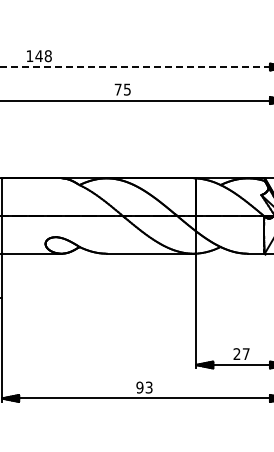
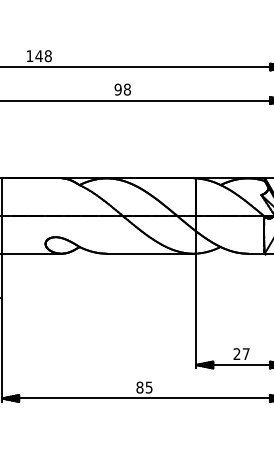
line: dashed -> solid (137, 67)
text: 75 -> 98 (122, 89)
text: 93 -> 85 (144, 387)
